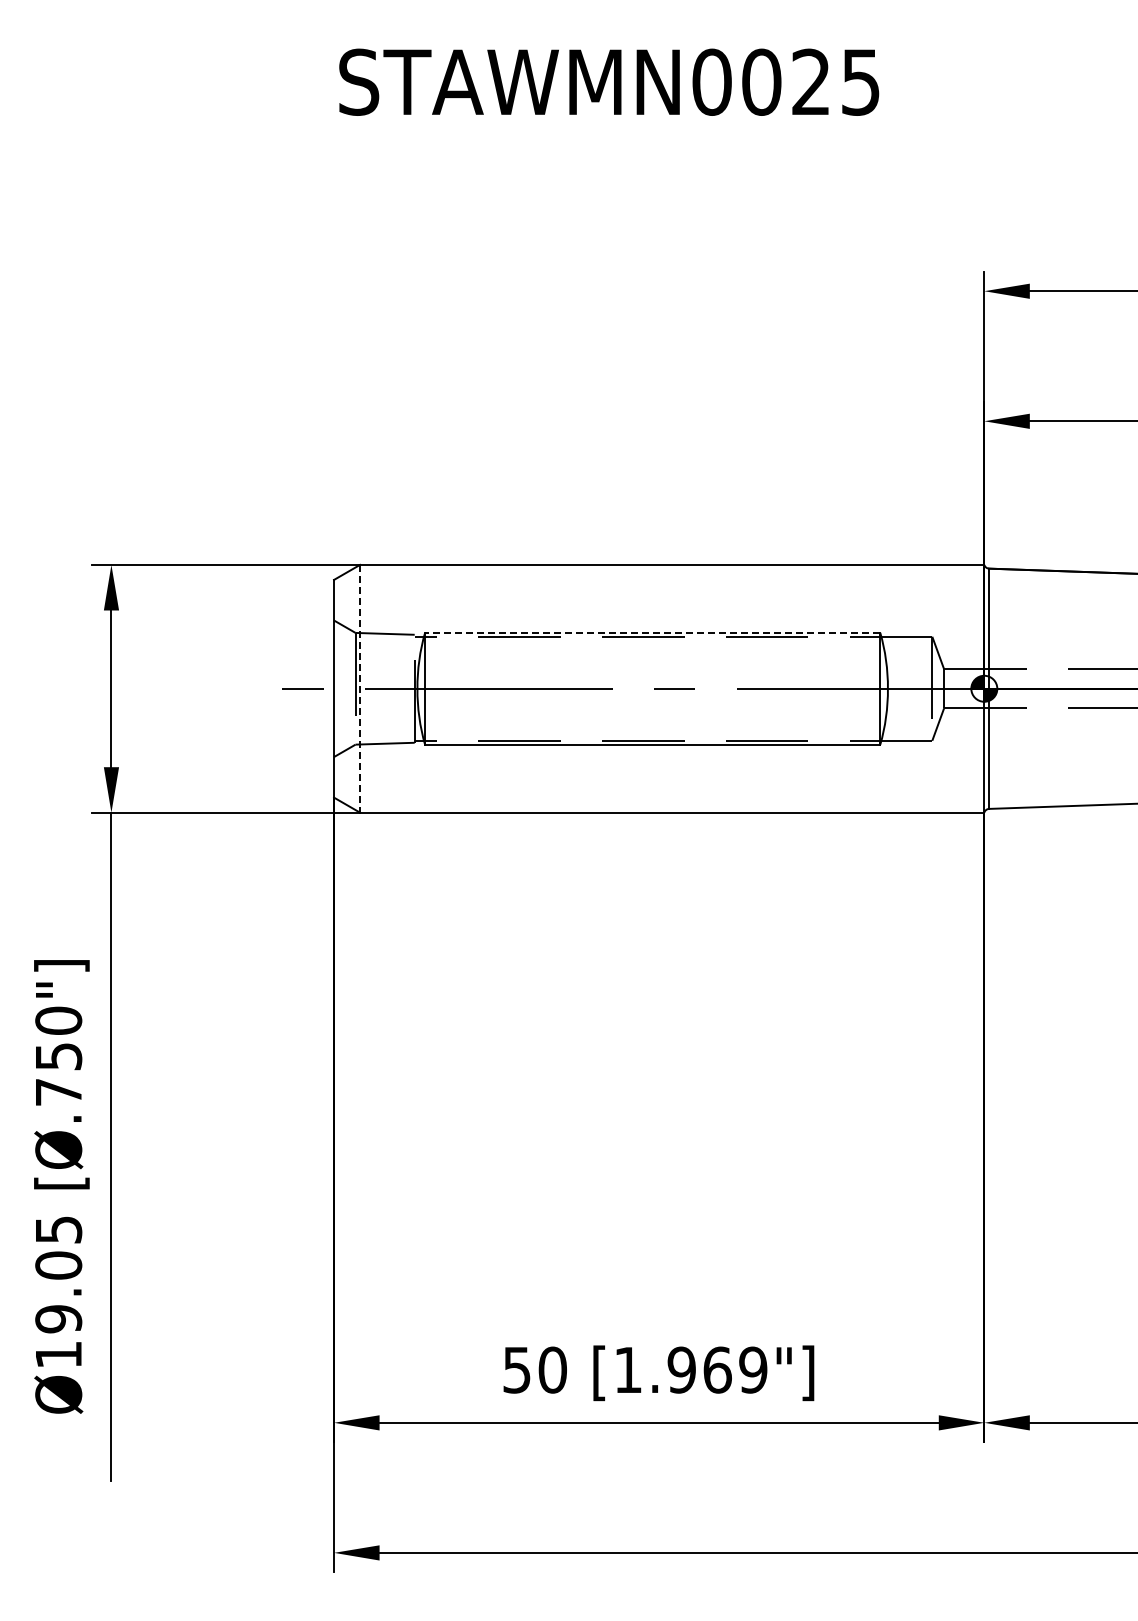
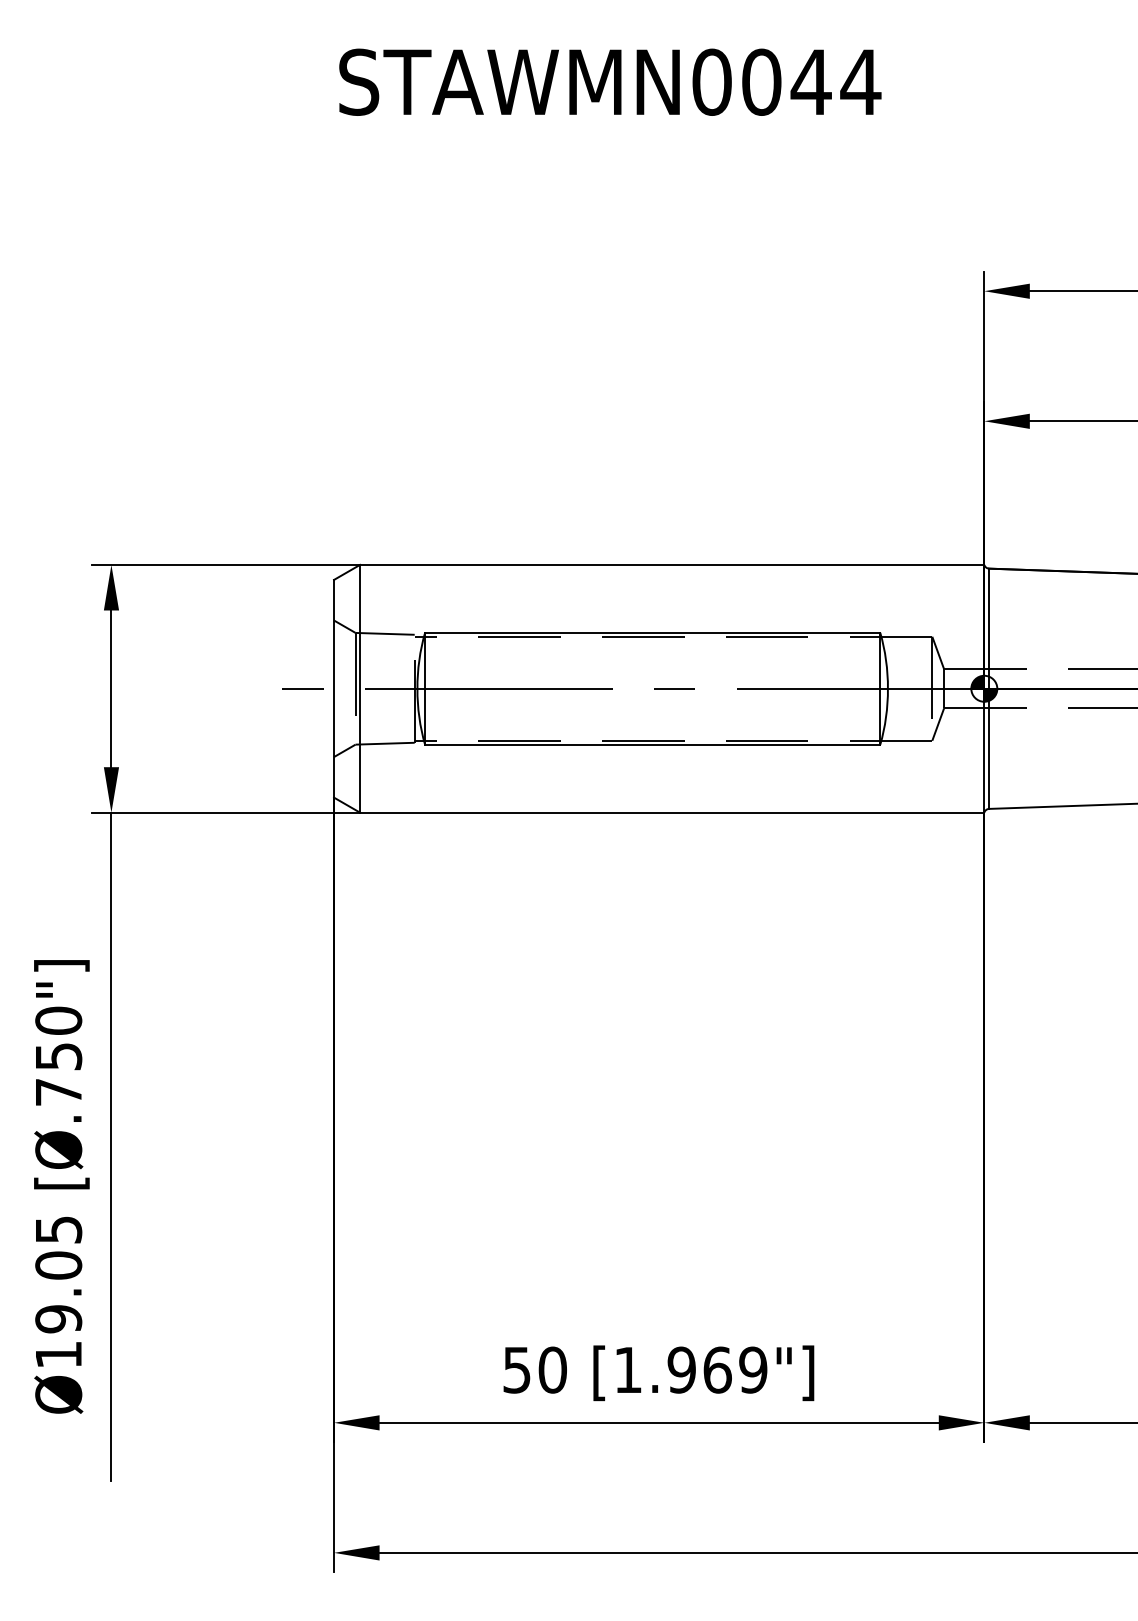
text: STAWMN0025 -> STAWMN0044 (835, 81)
line: dashed -> solid (652, 632)
line: dashed -> solid (360, 688)
